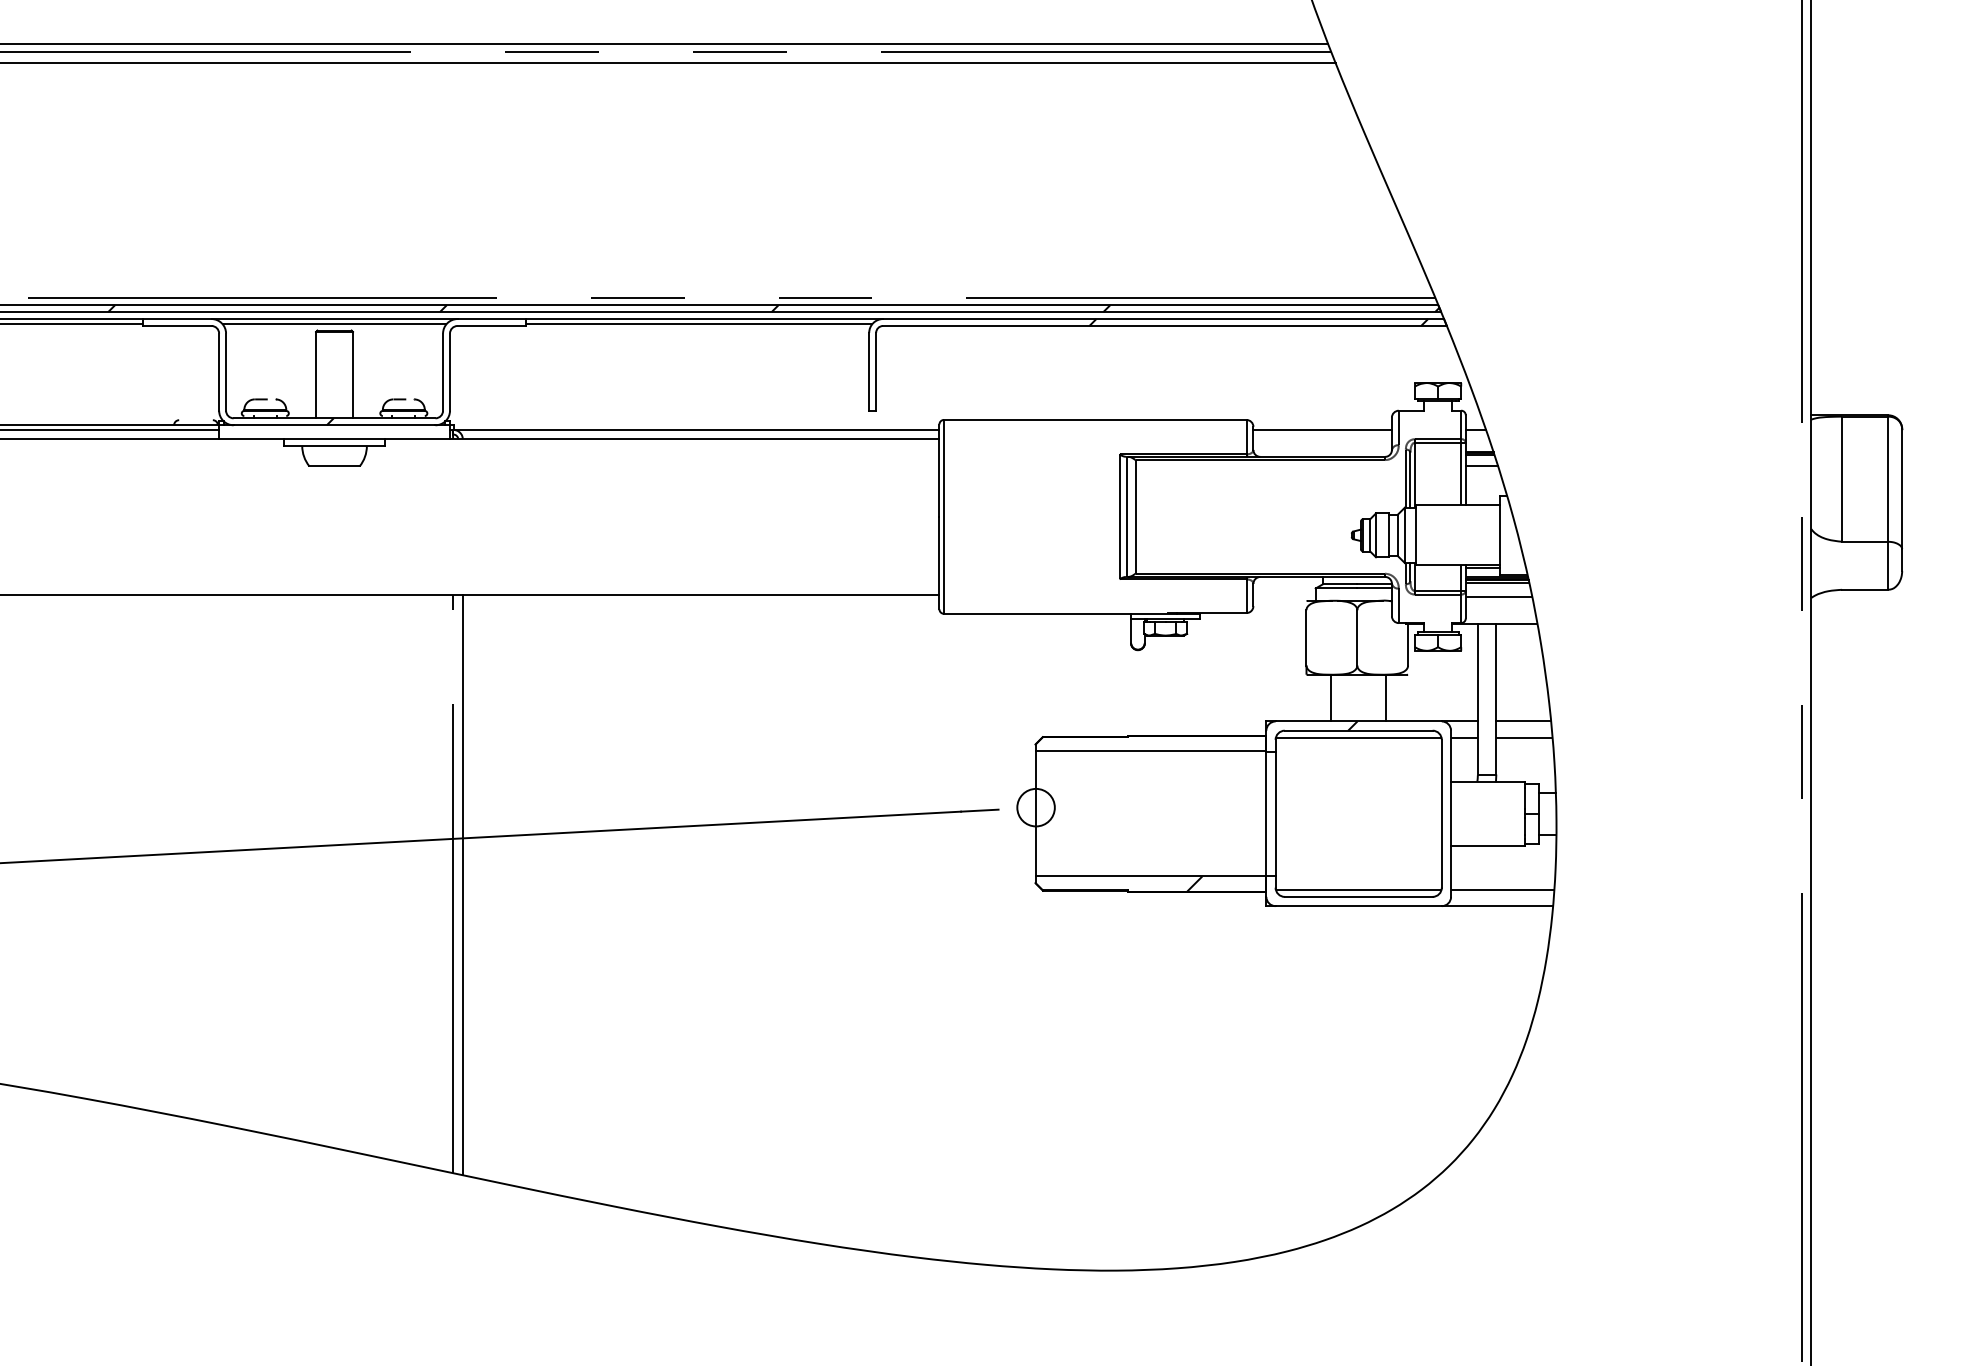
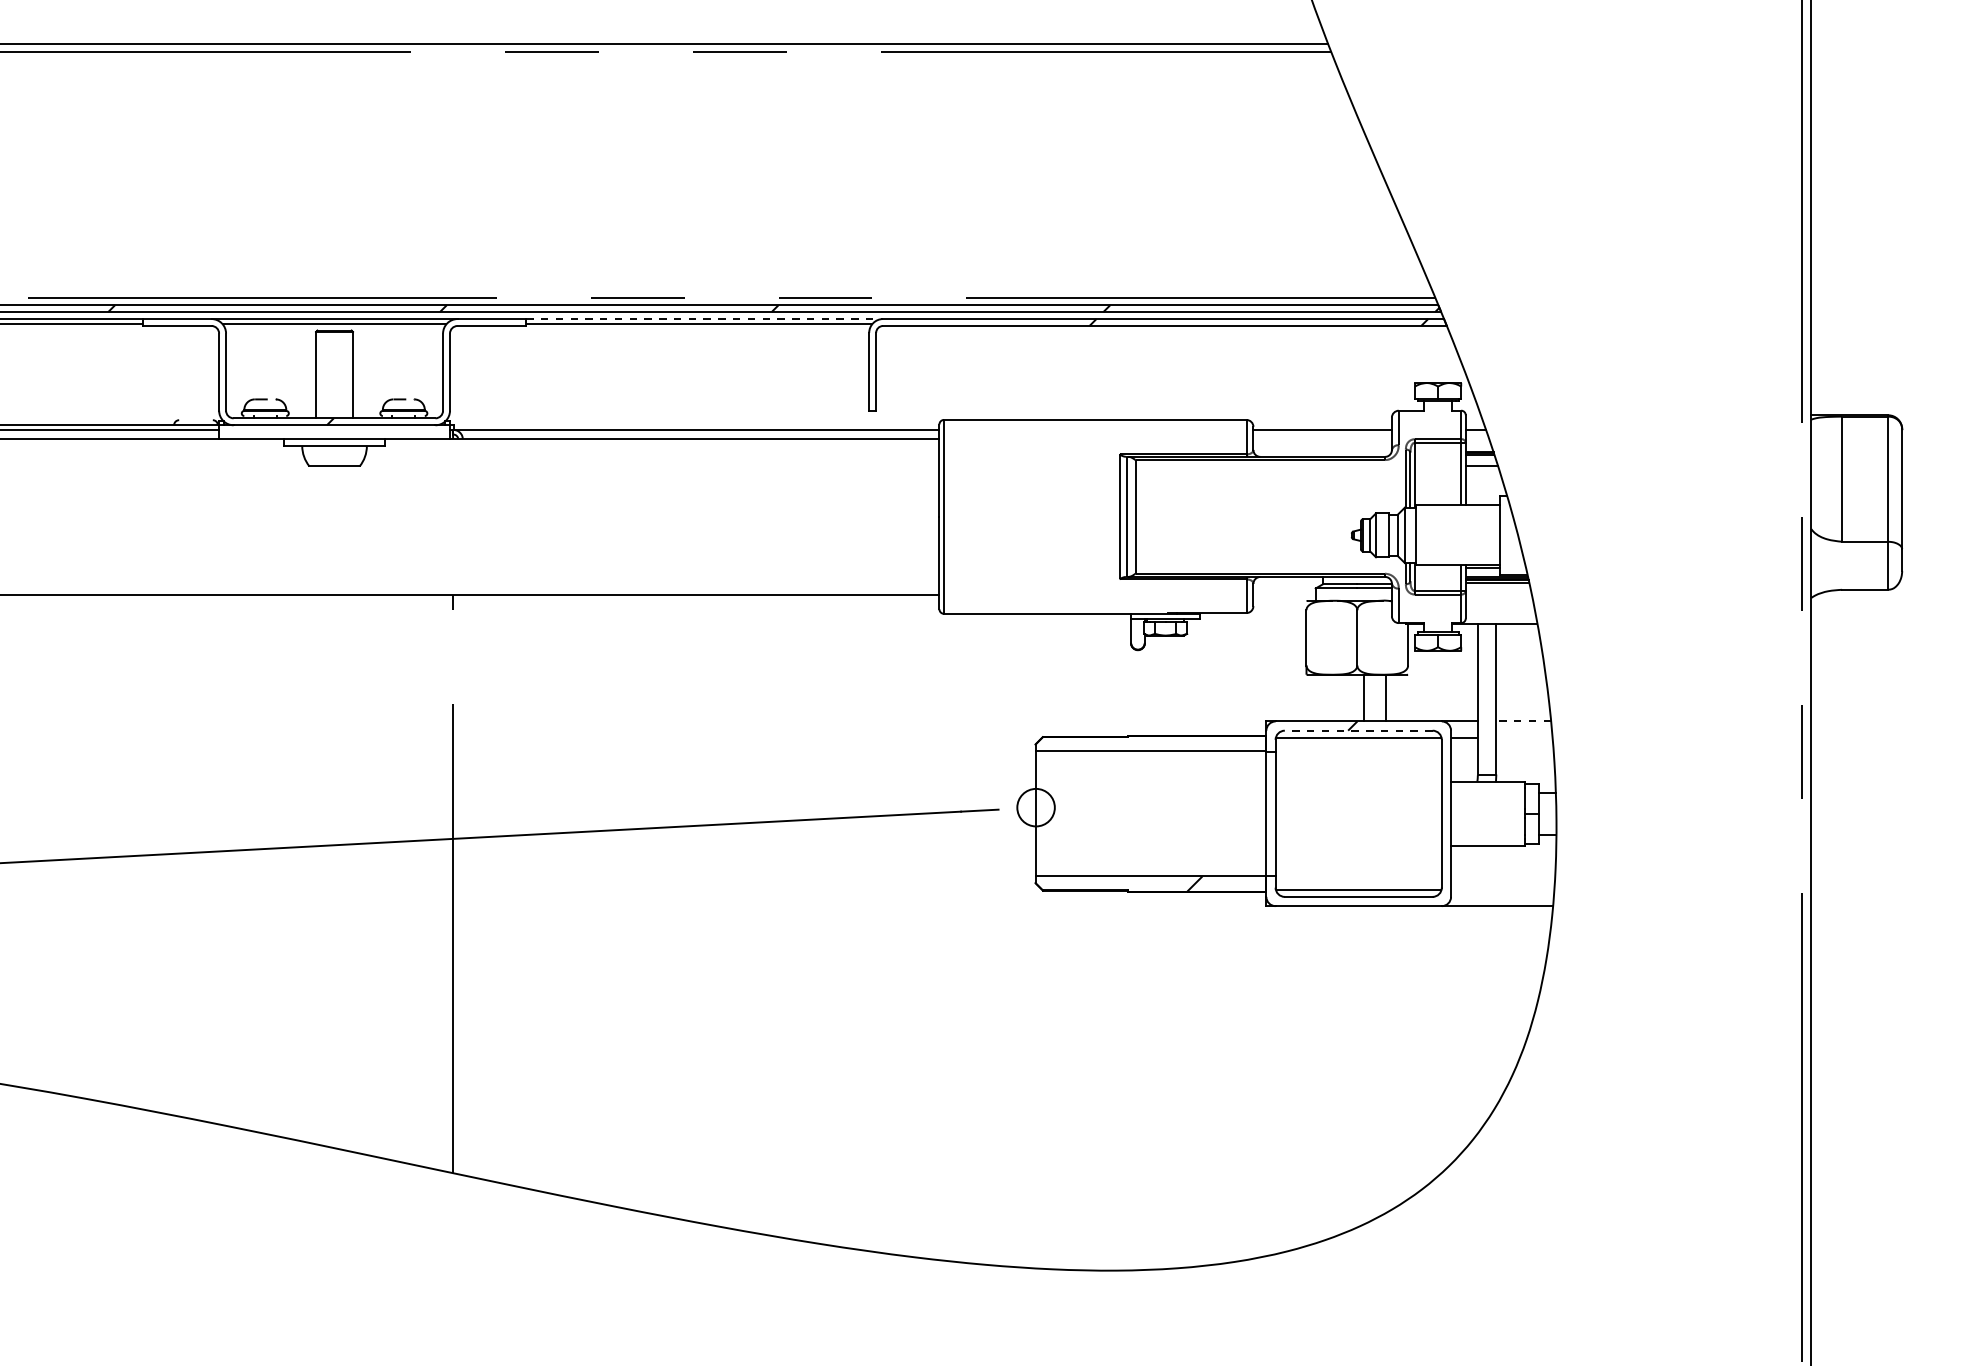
line: present -> none (668, 62)
line: solid -> dashed (705, 319)
line: present -> none (1498, 596)
line position: (1331, 697) -> (1364, 697) (1364, 697)
line: solid -> dashed (1523, 721)
line: solid -> dashed (1358, 730)
line: present -> none (1524, 737)
line: present -> none (462, 884)
line: present -> none (1502, 889)
